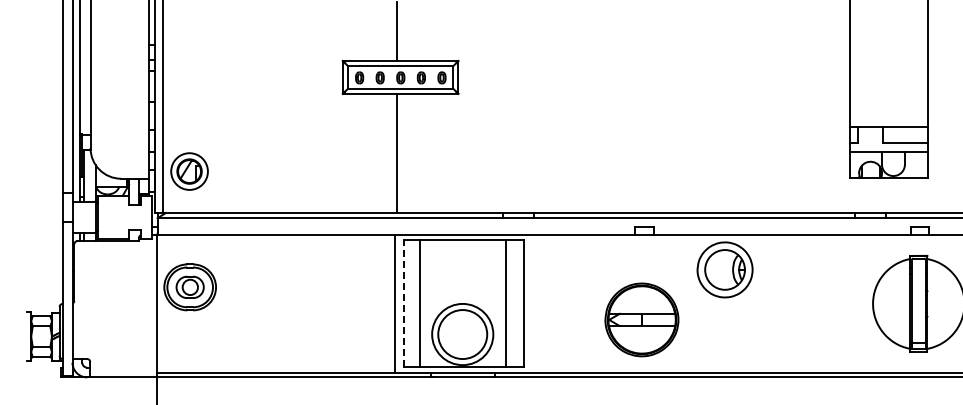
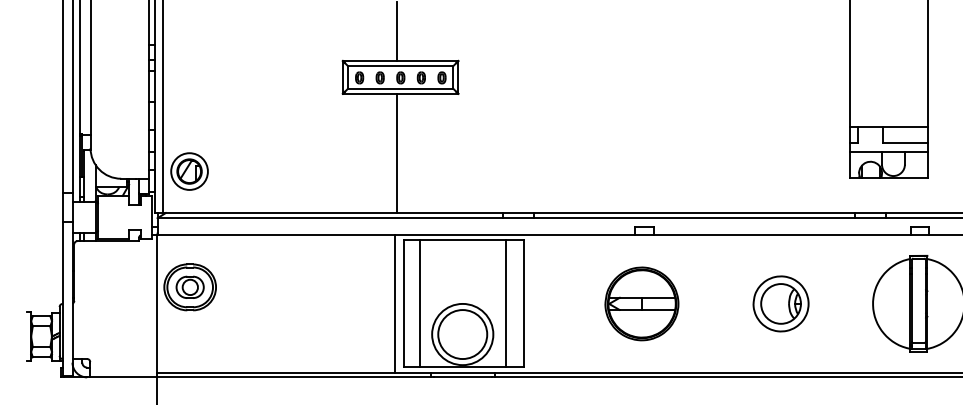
part position: (724, 269) -> (780, 303) (780, 303)
line: dashed -> solid (404, 303)
part position: (641, 319) -> (641, 303) (641, 303)
